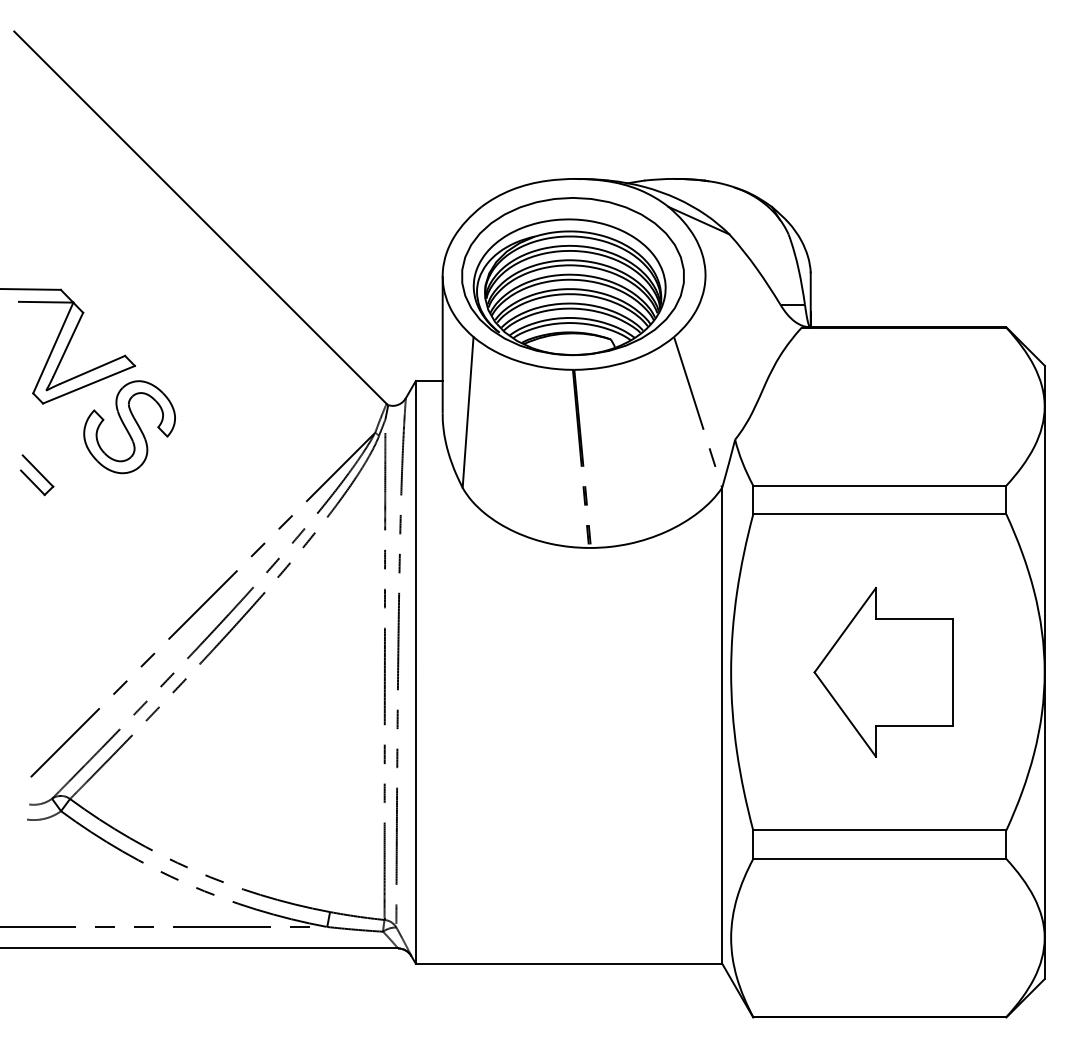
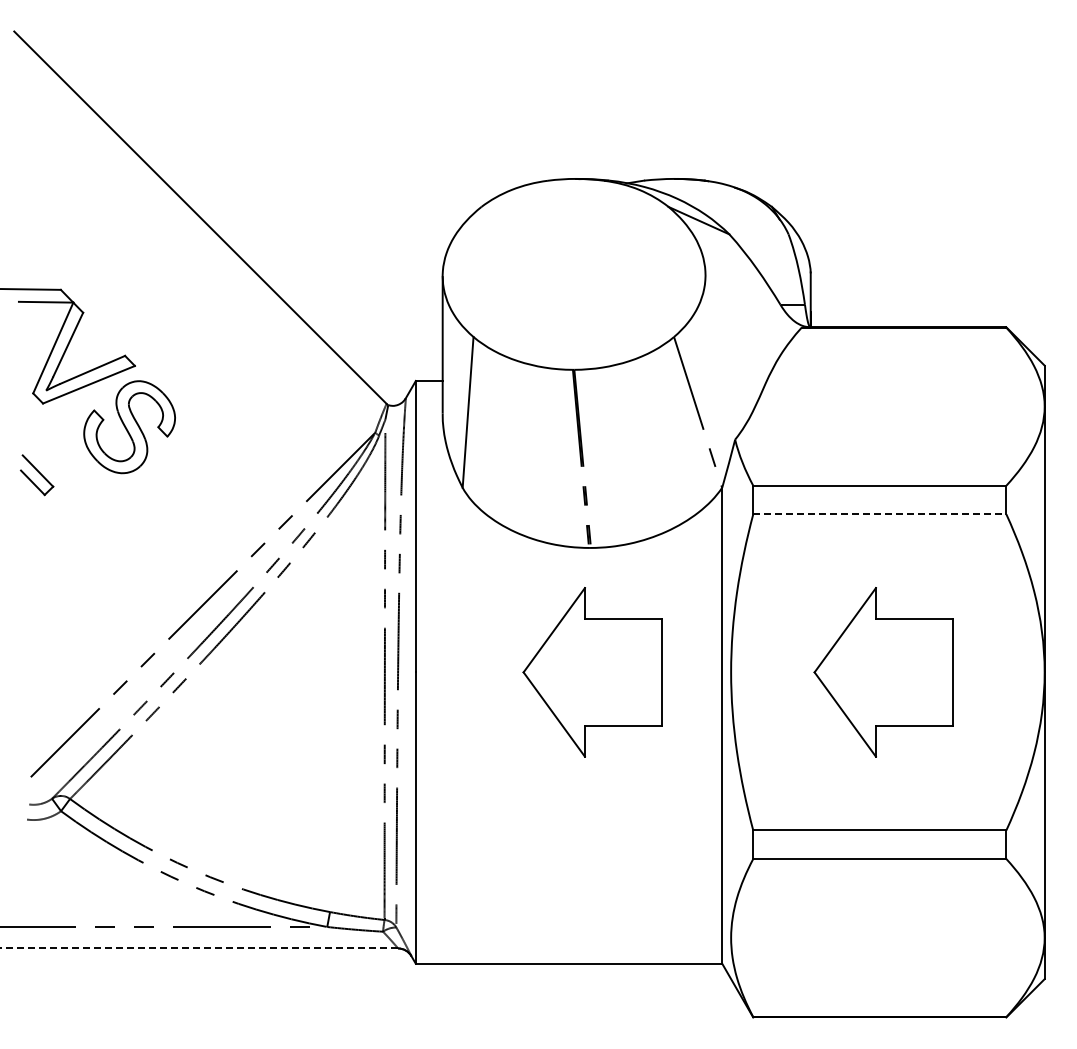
part: present -> none (572, 276)
line: solid -> dashed (879, 514)
part: none -> present (592, 672)
line: solid -> dashed (199, 948)
